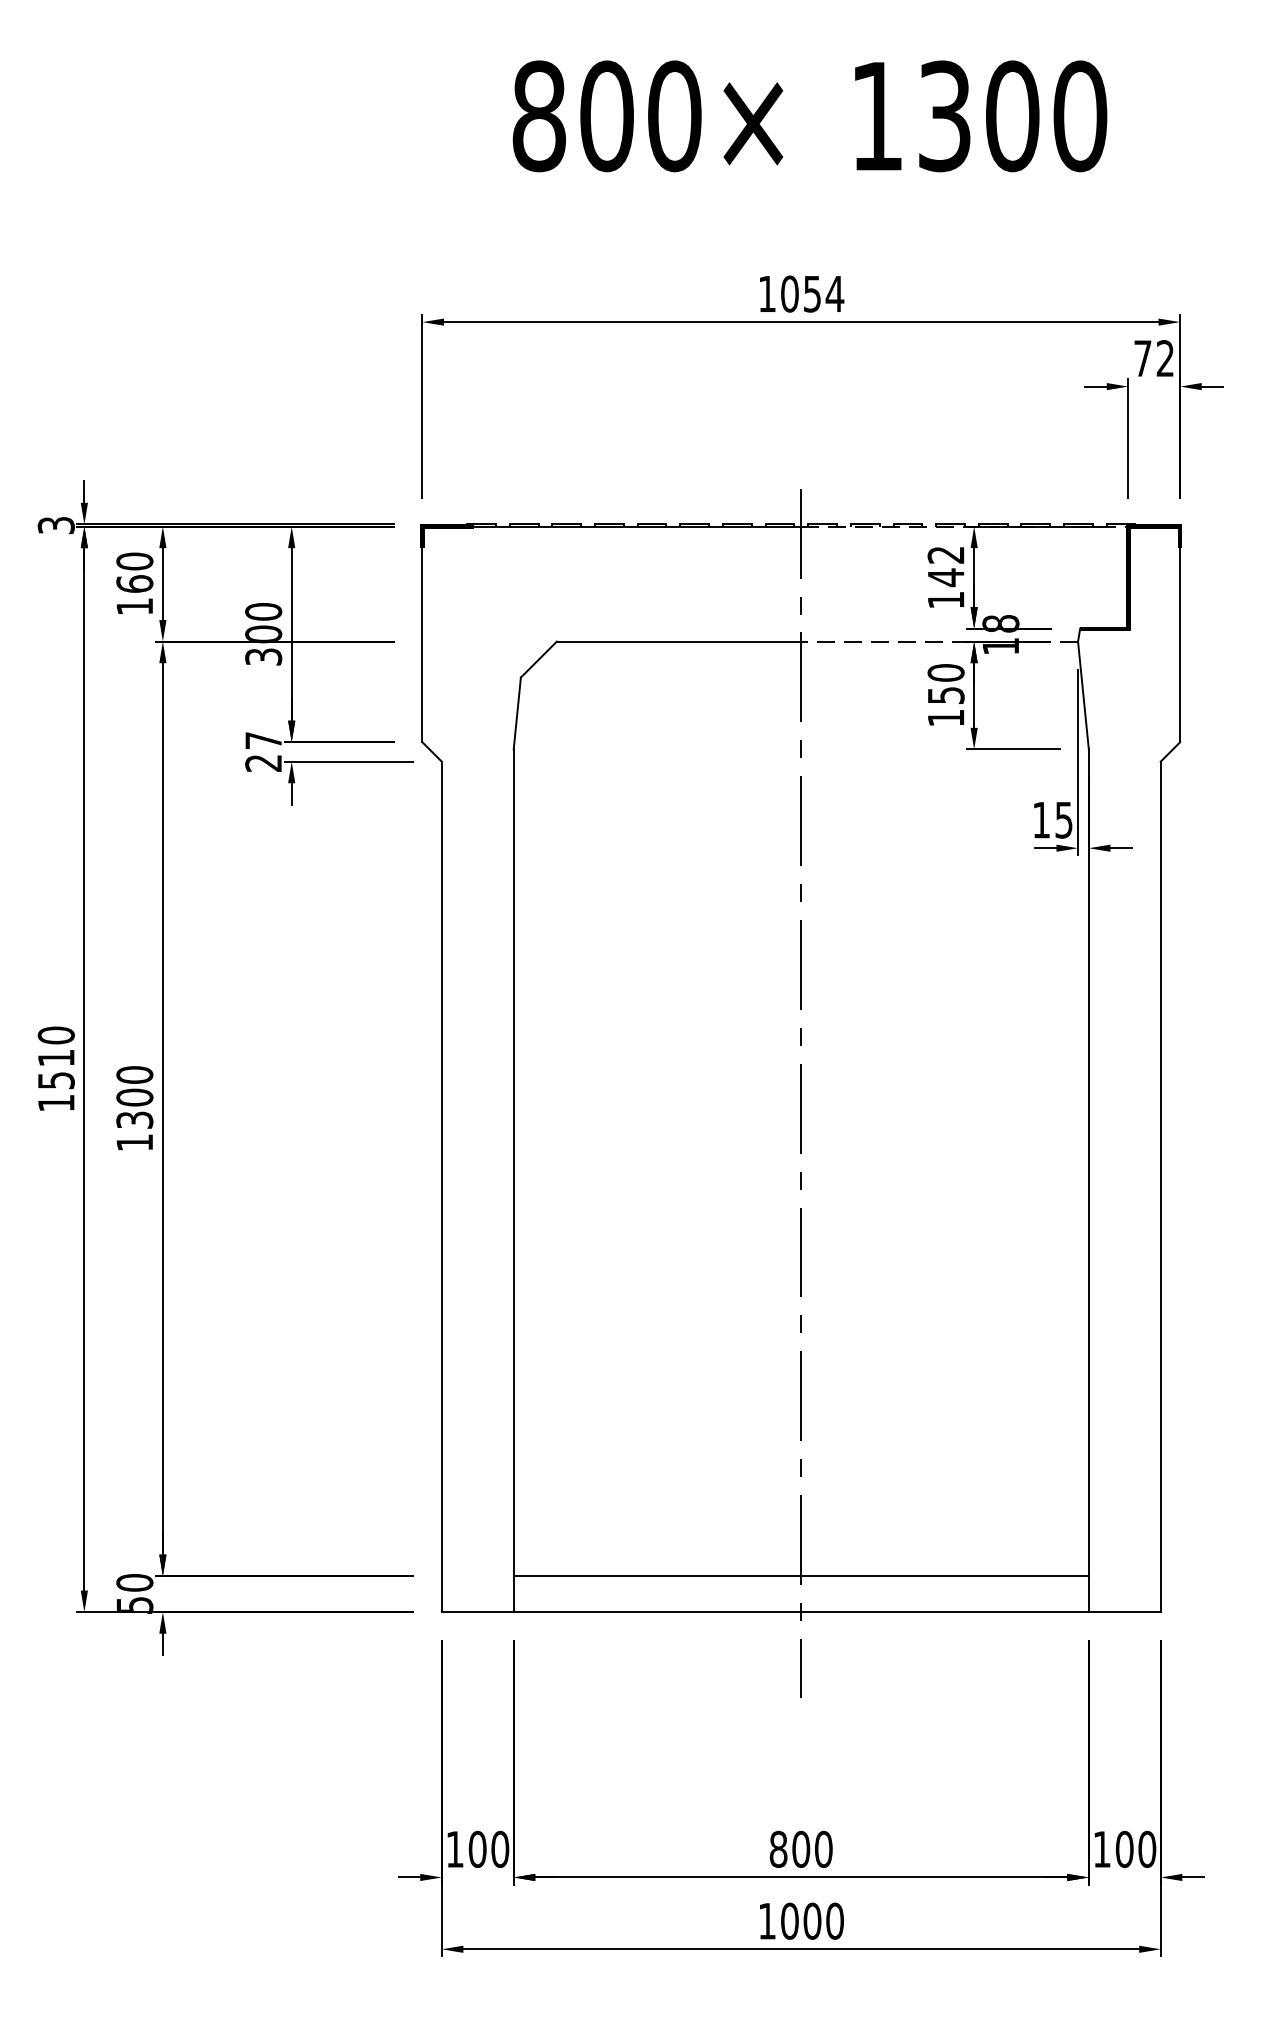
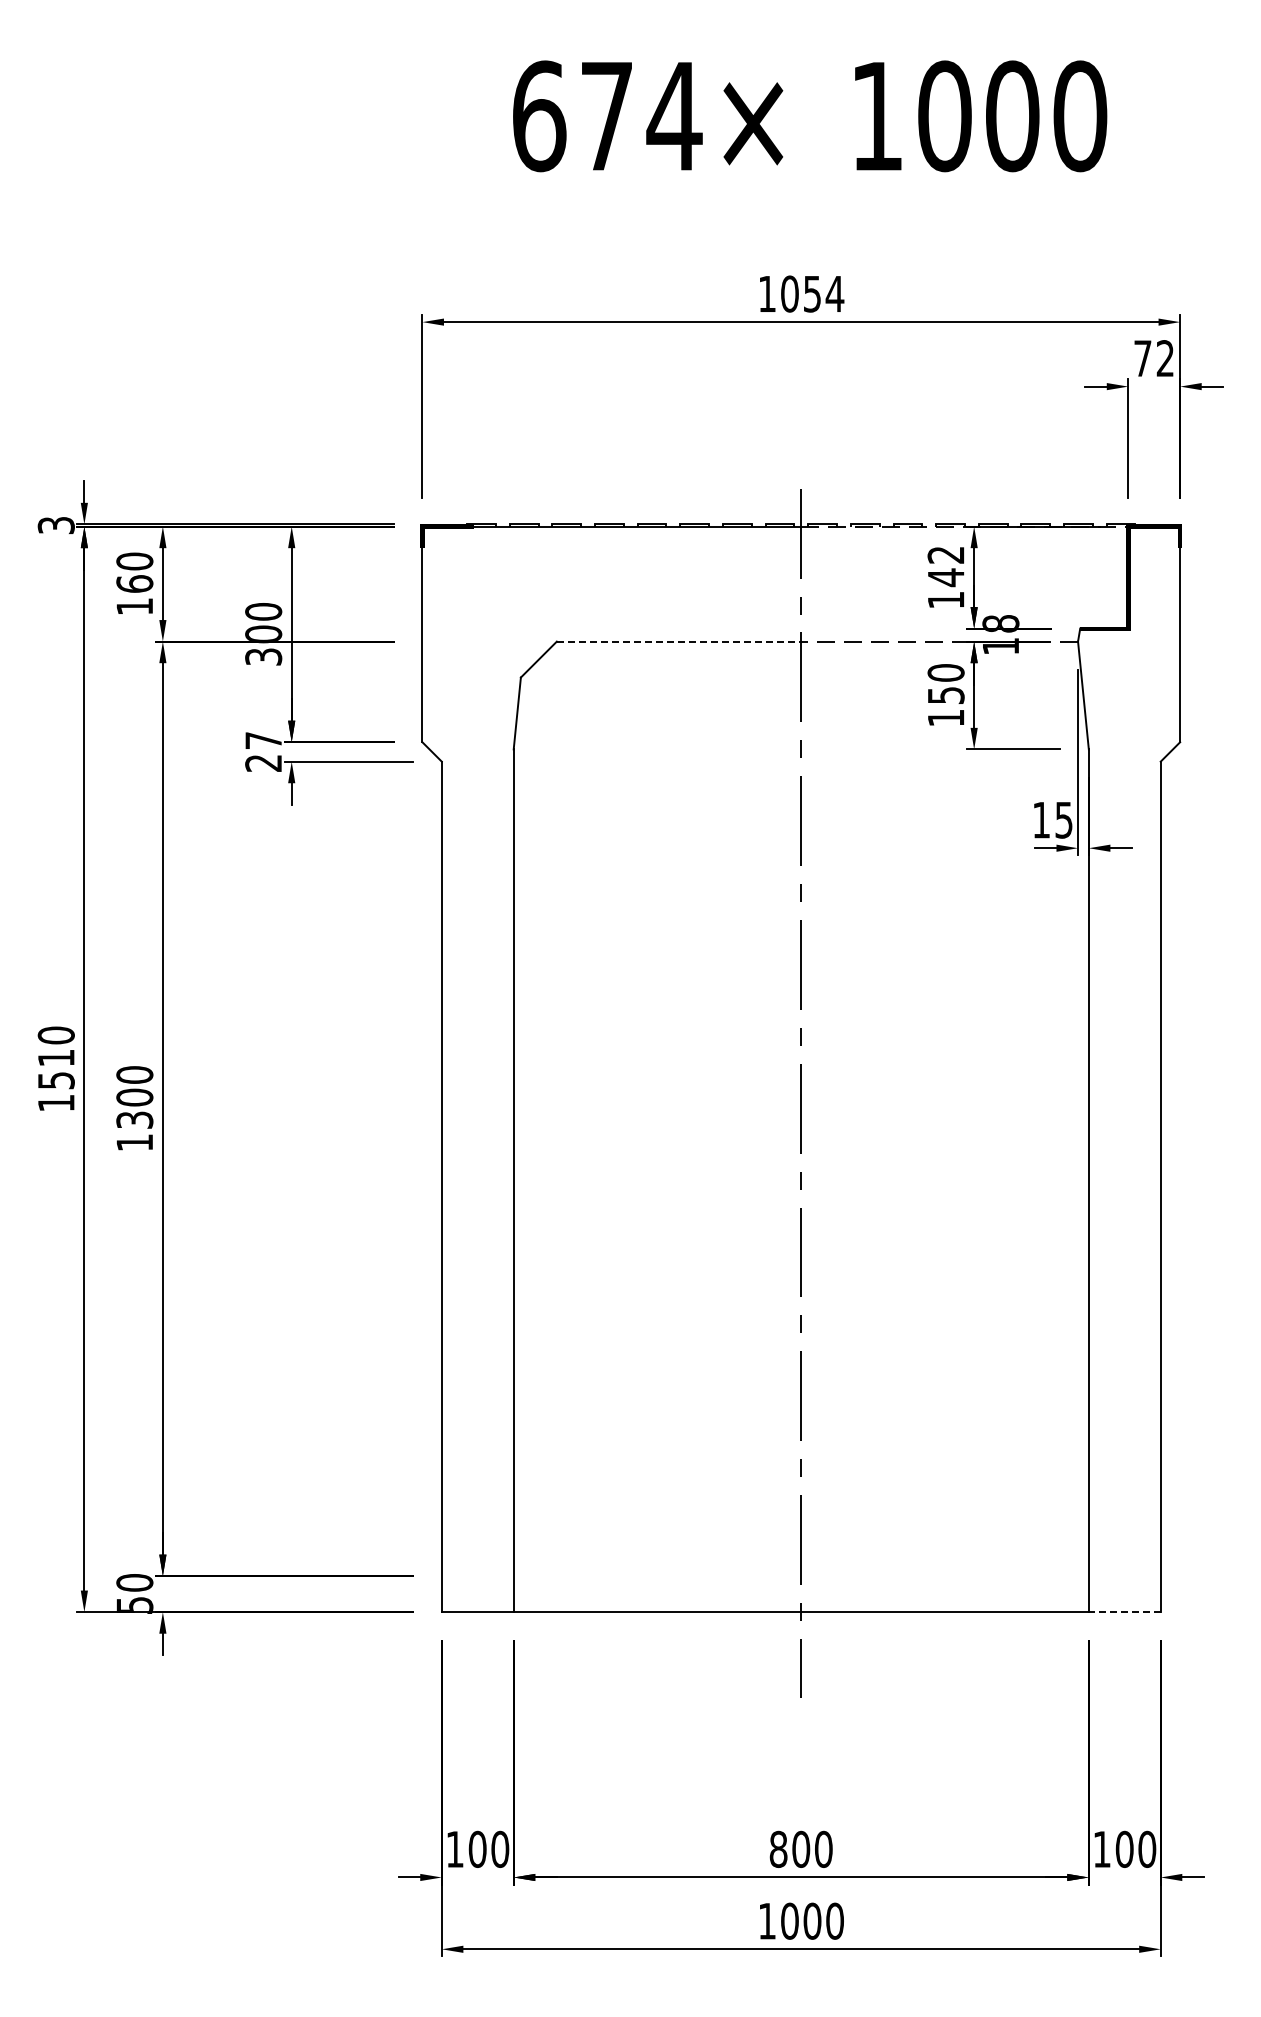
text: 800× -> 674× (607, 116)
text: 1300 -> 1000 (944, 116)
line: solid -> dashed (679, 641)
line: present -> none (800, 1576)
line: solid -> dashed (1124, 1612)
